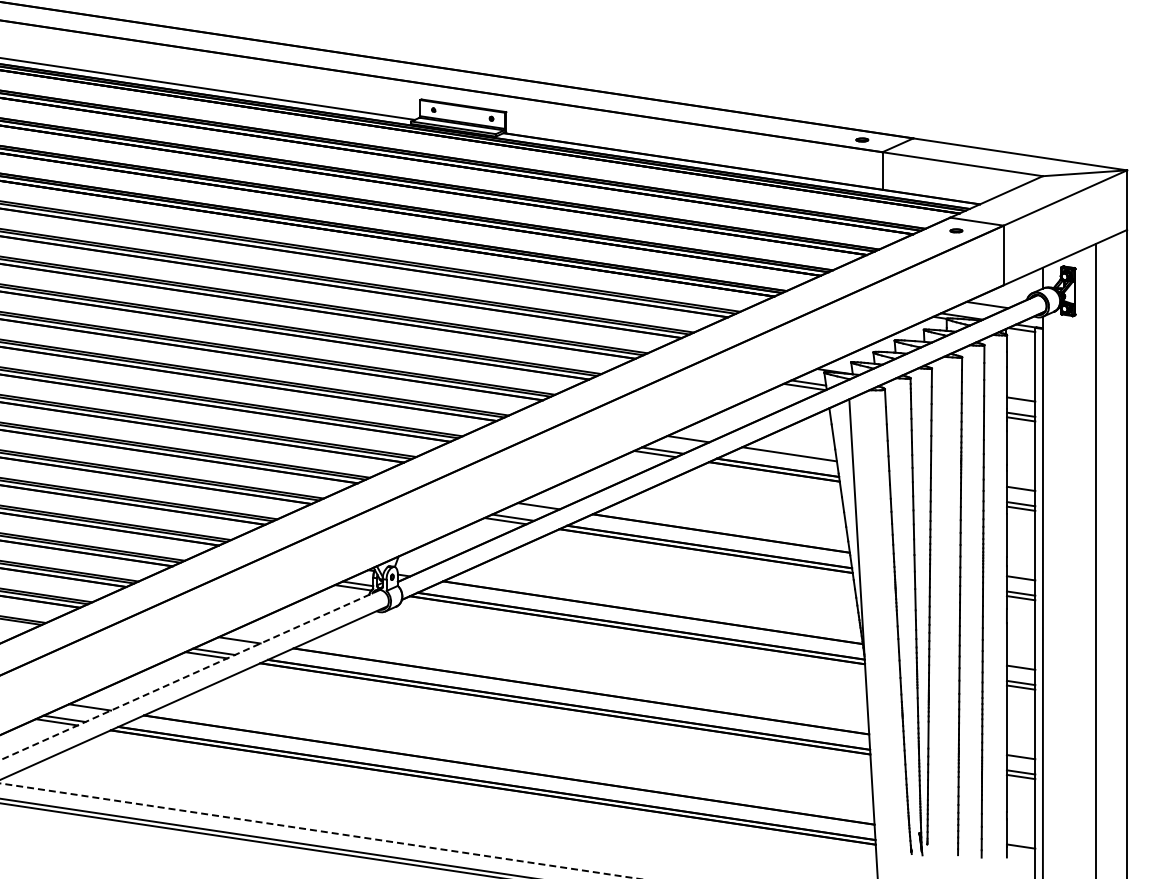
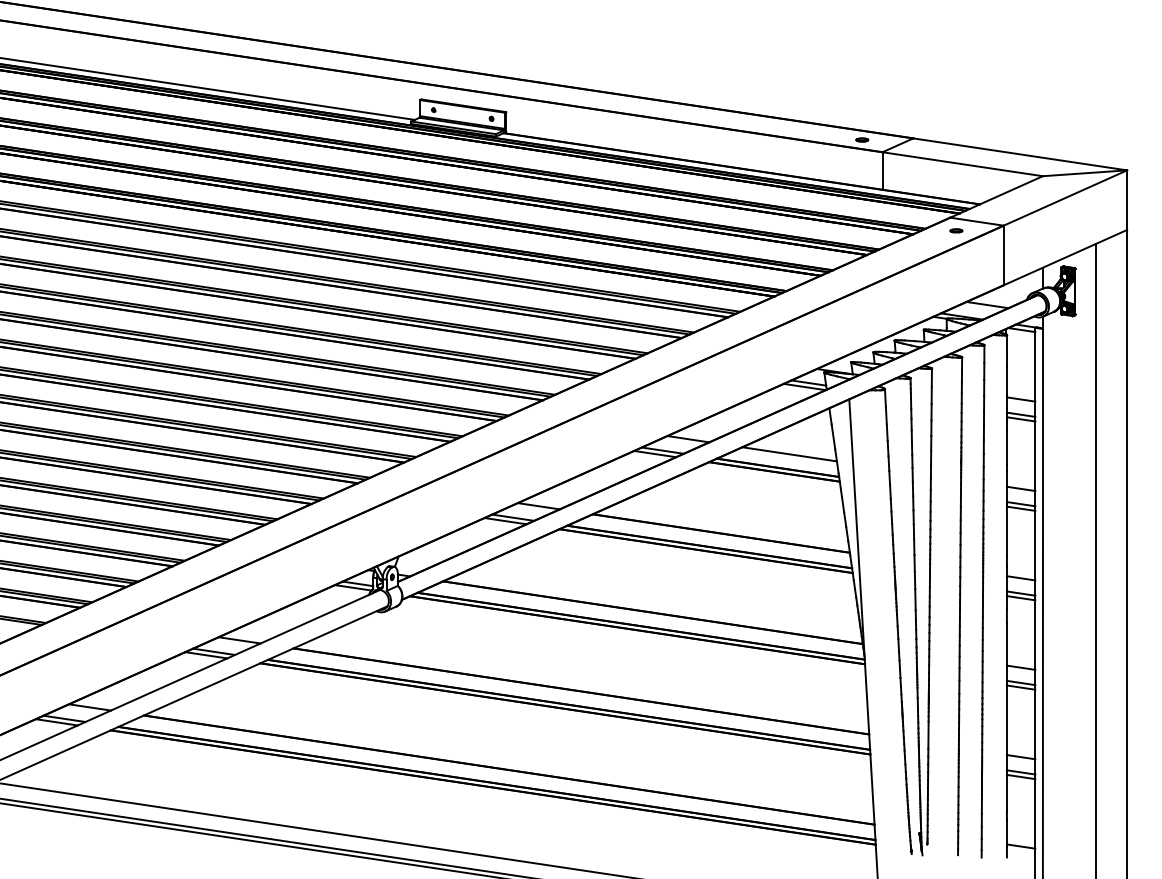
line: dashed -> solid (189, 675)
line: dashed -> solid (320, 831)
